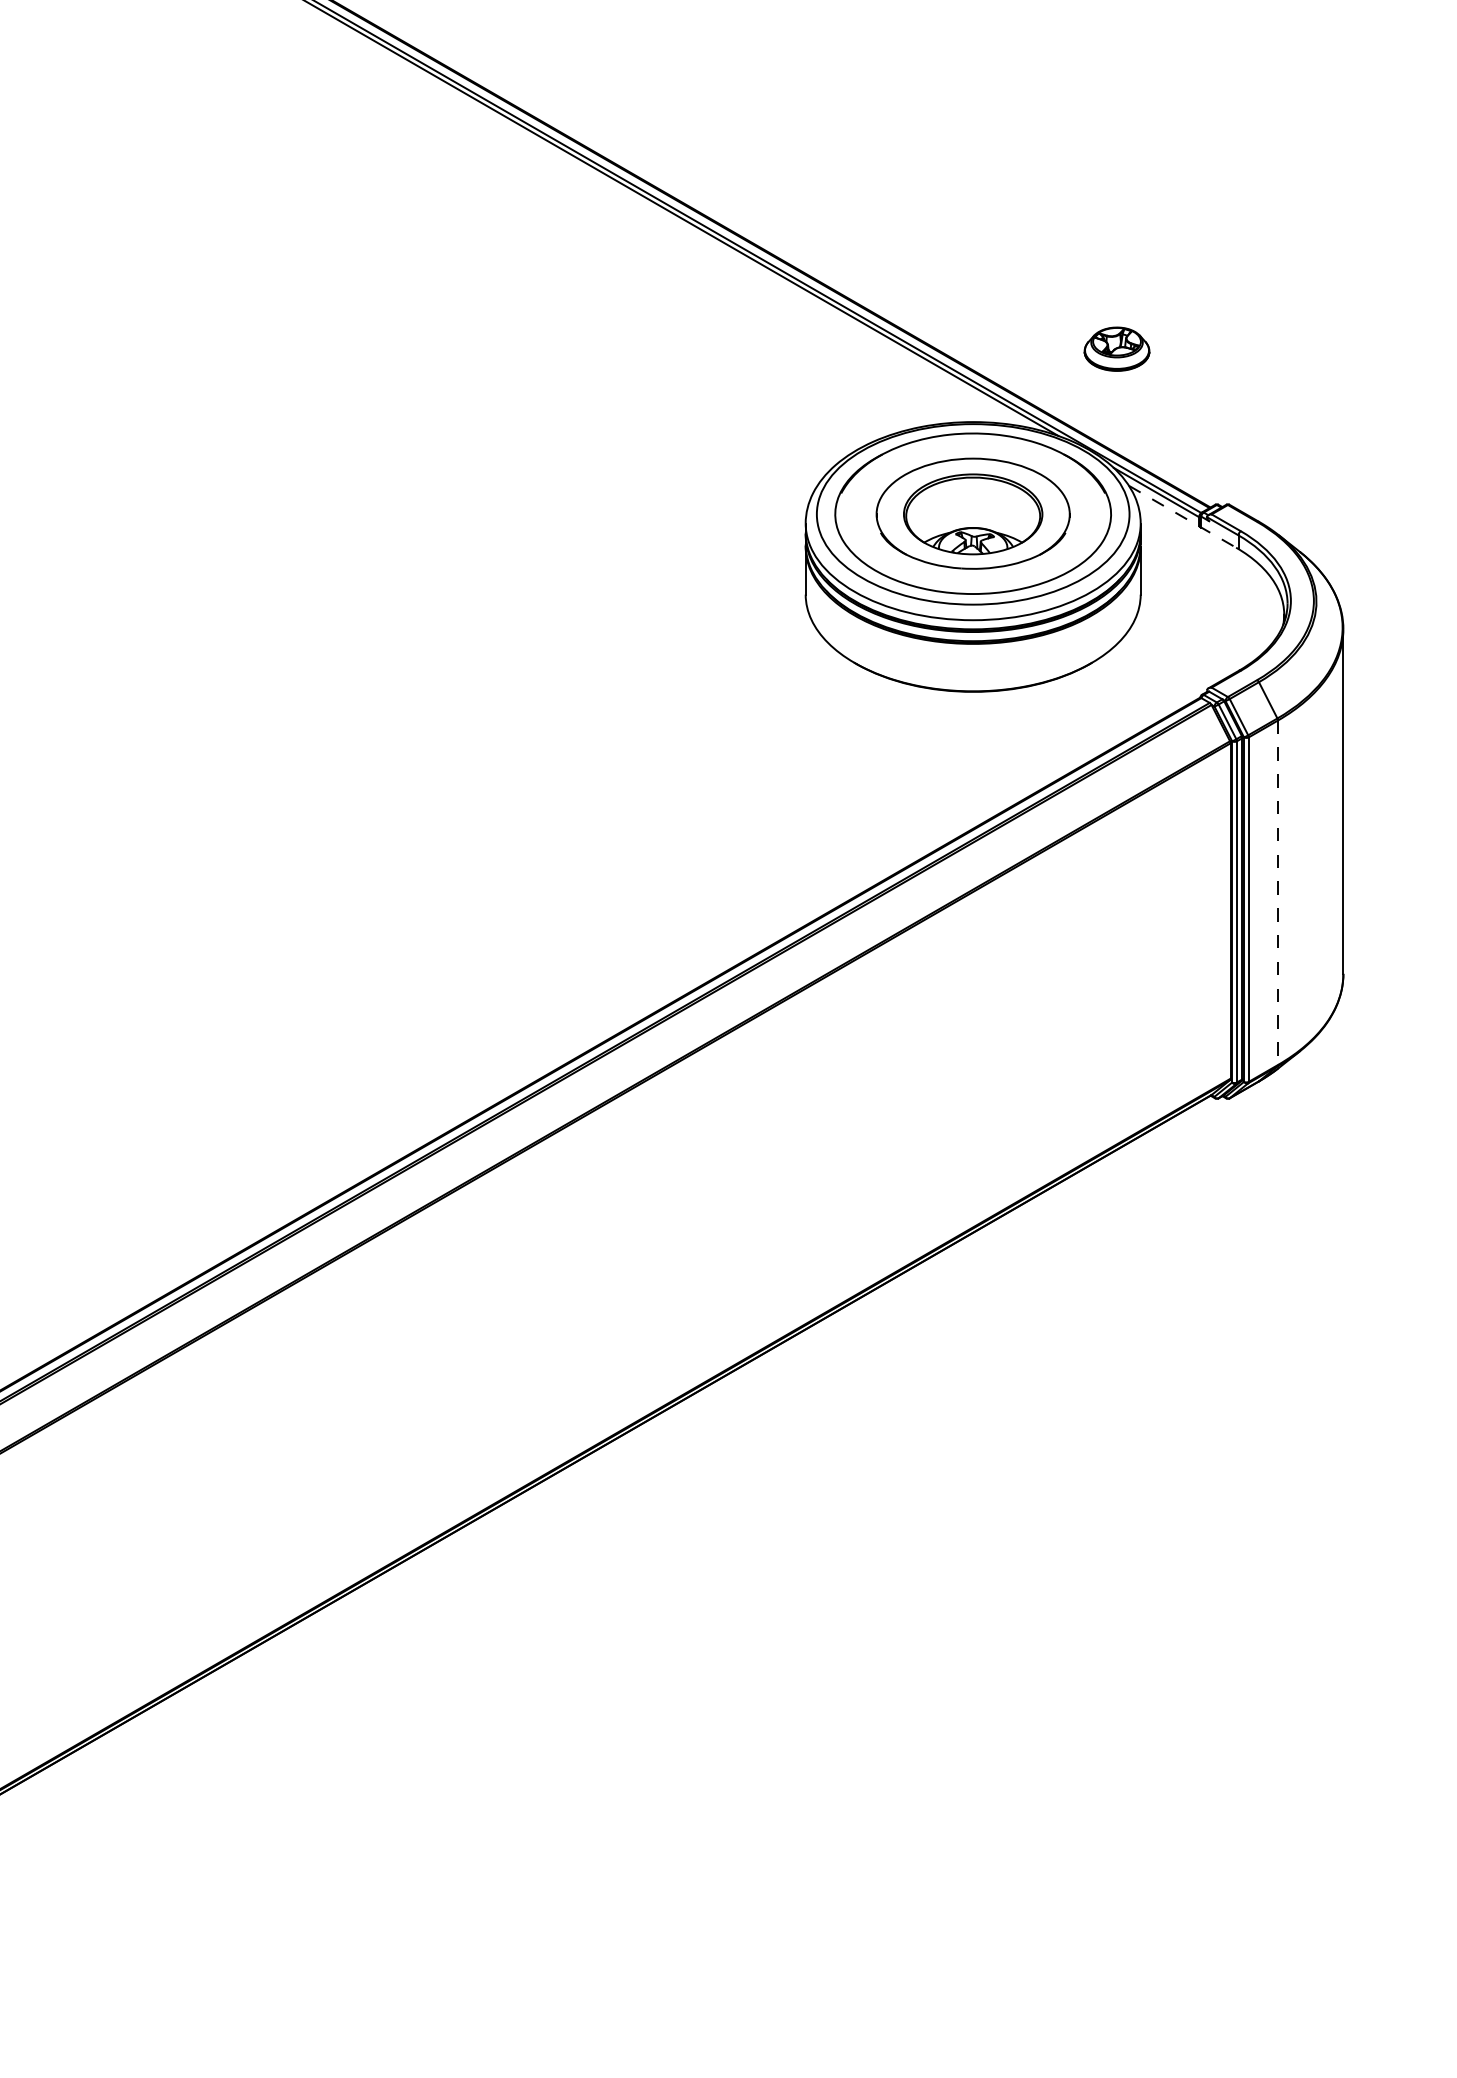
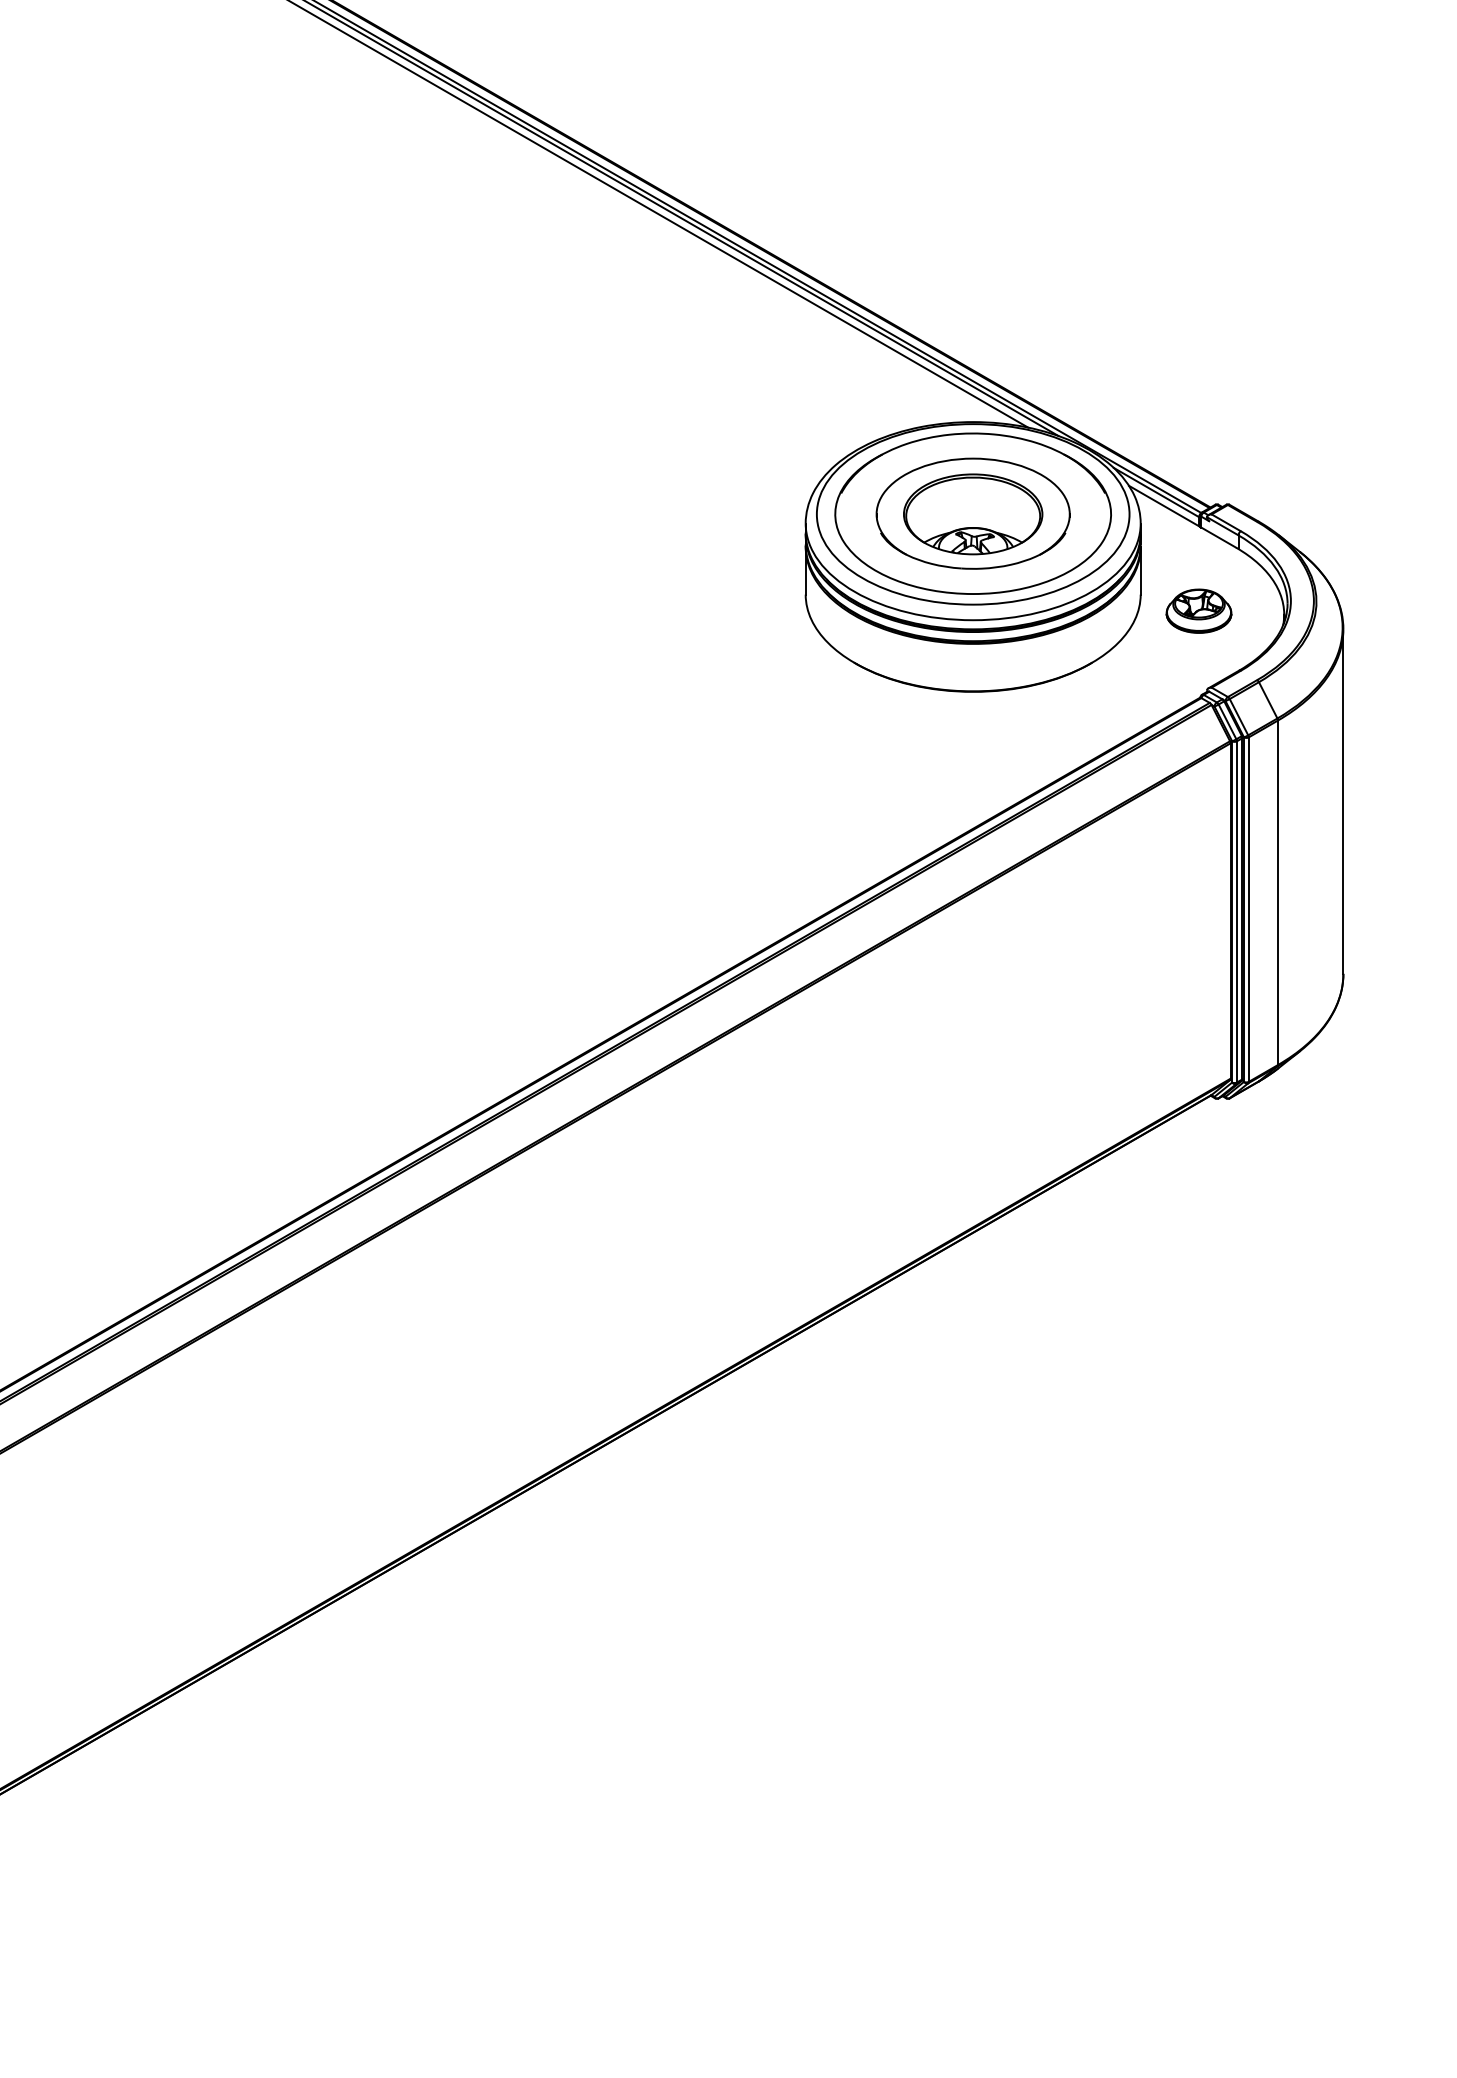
line: none -> present (659, 214)
part position: (1116, 348) -> (1198, 610) (1198, 610)
line: dashed -> solid (1182, 516)
line: dashed -> solid (1277, 893)
